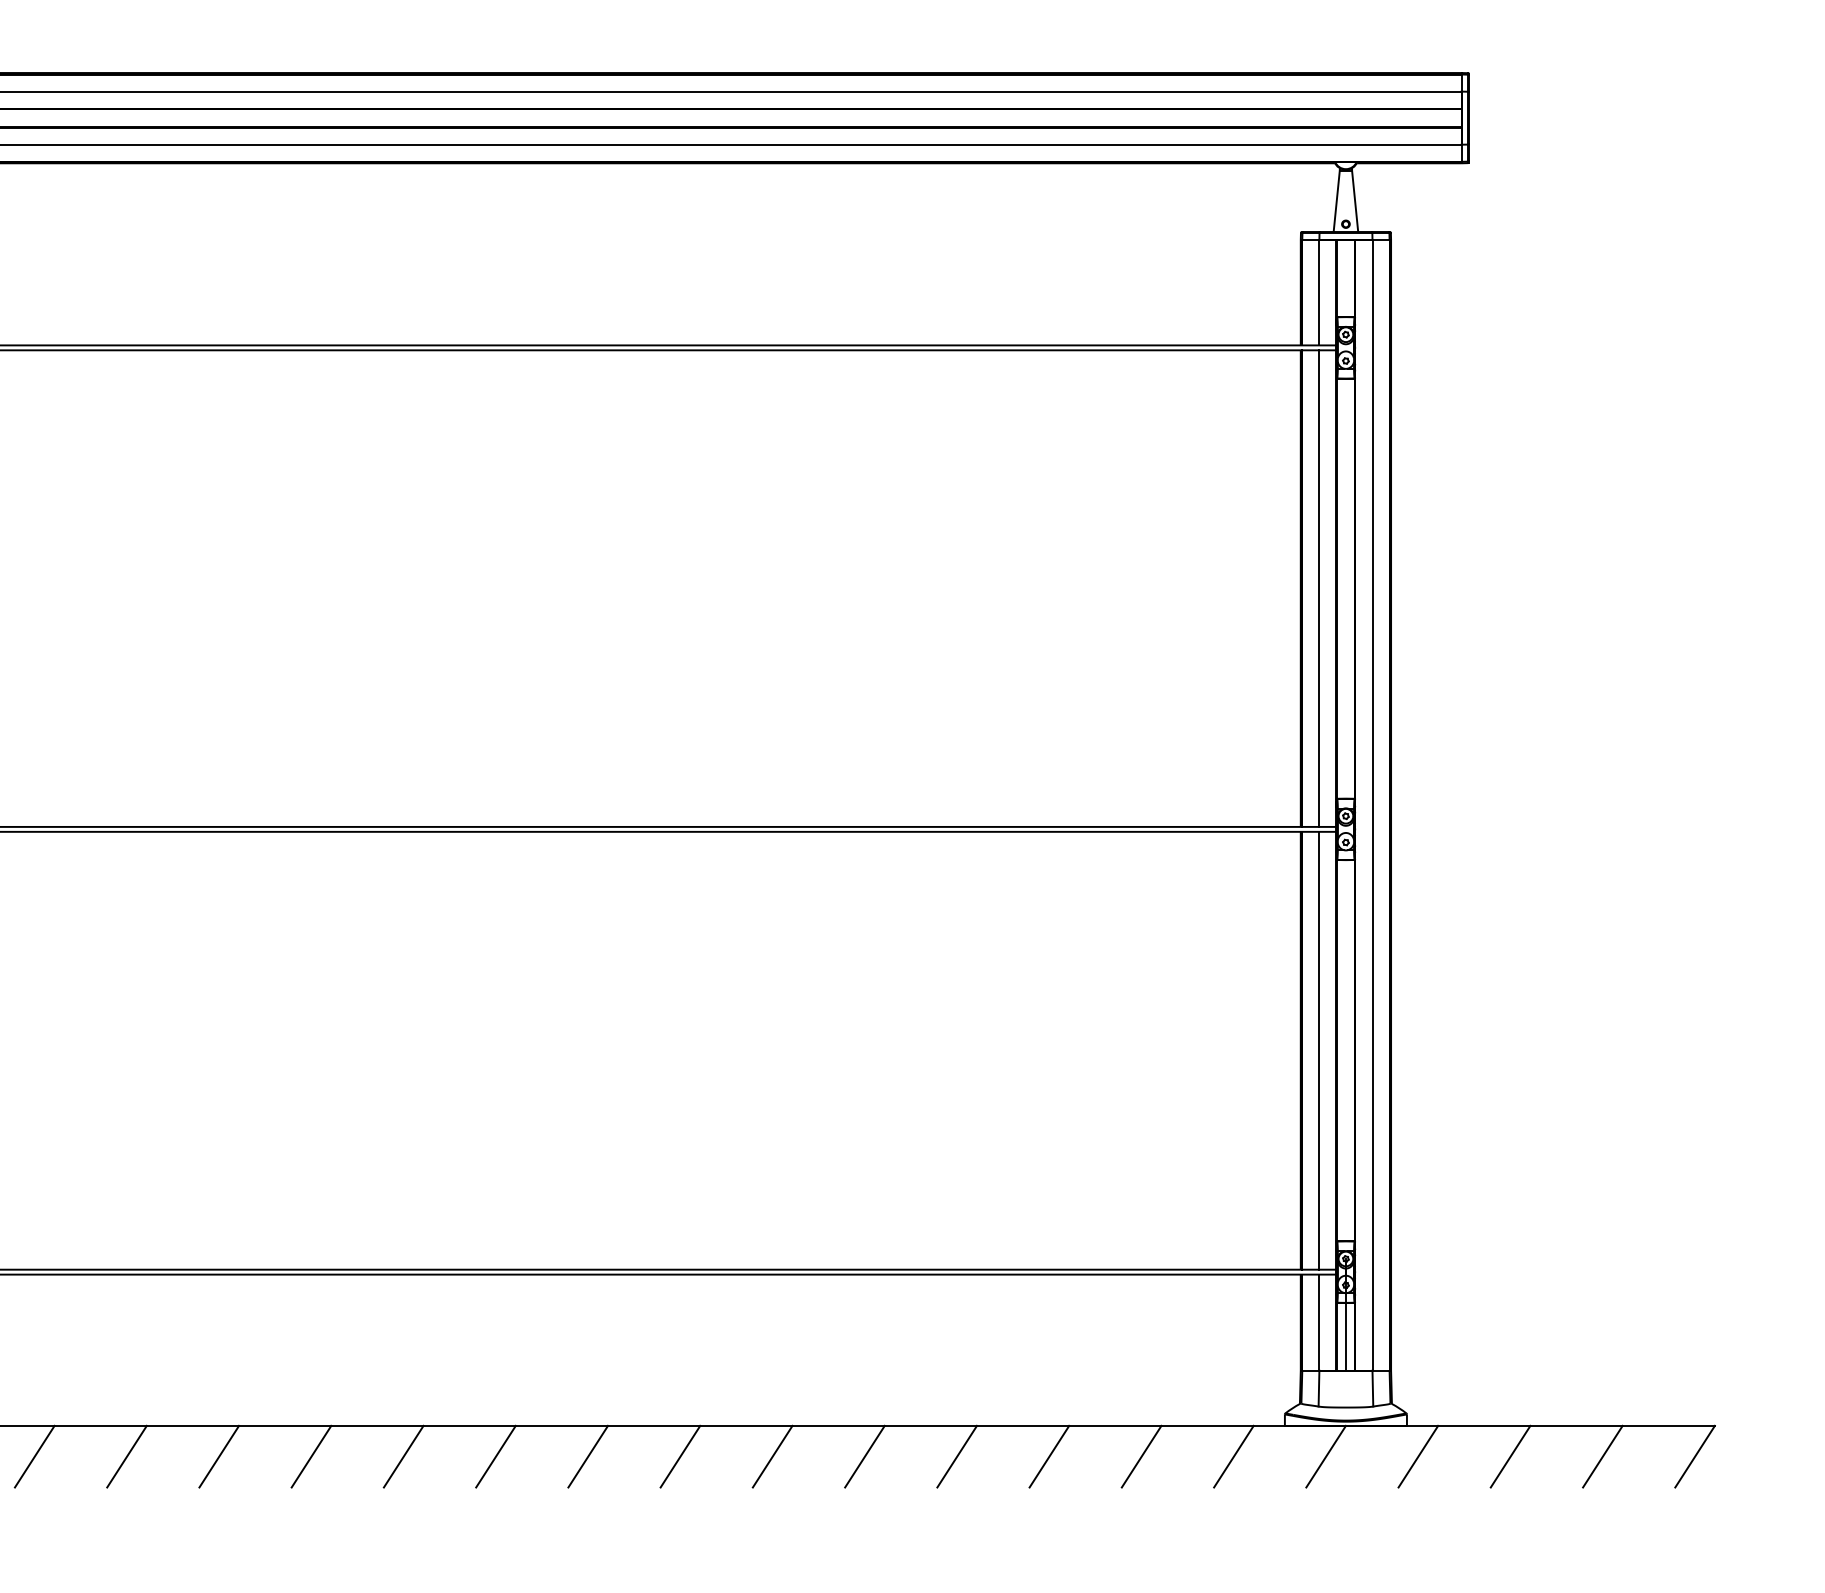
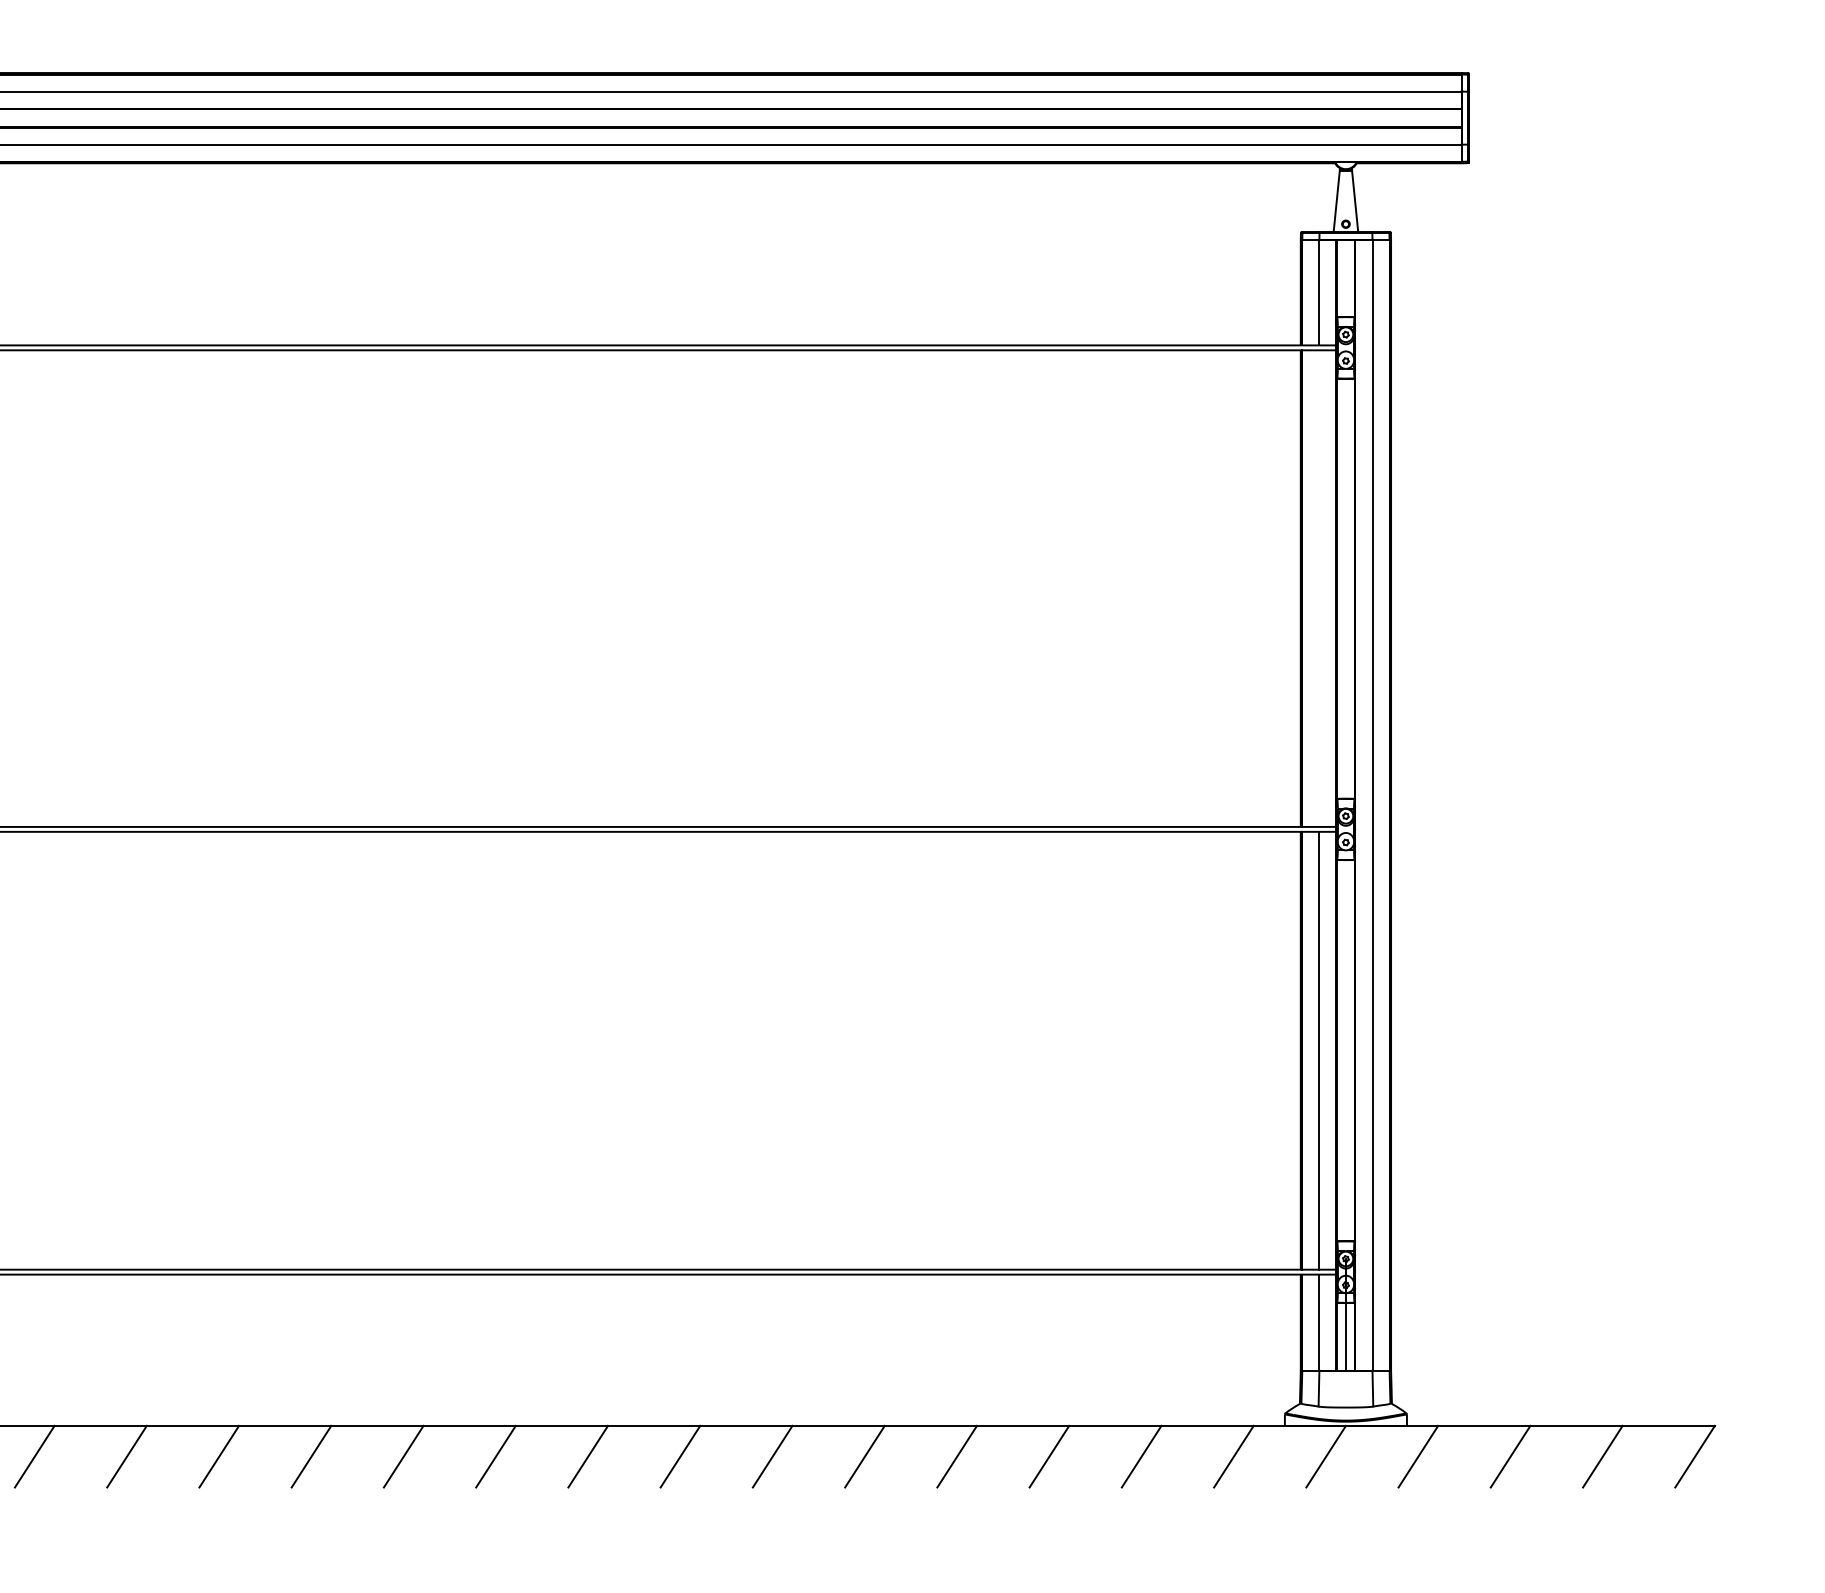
line: present -> none (1319, 588)
